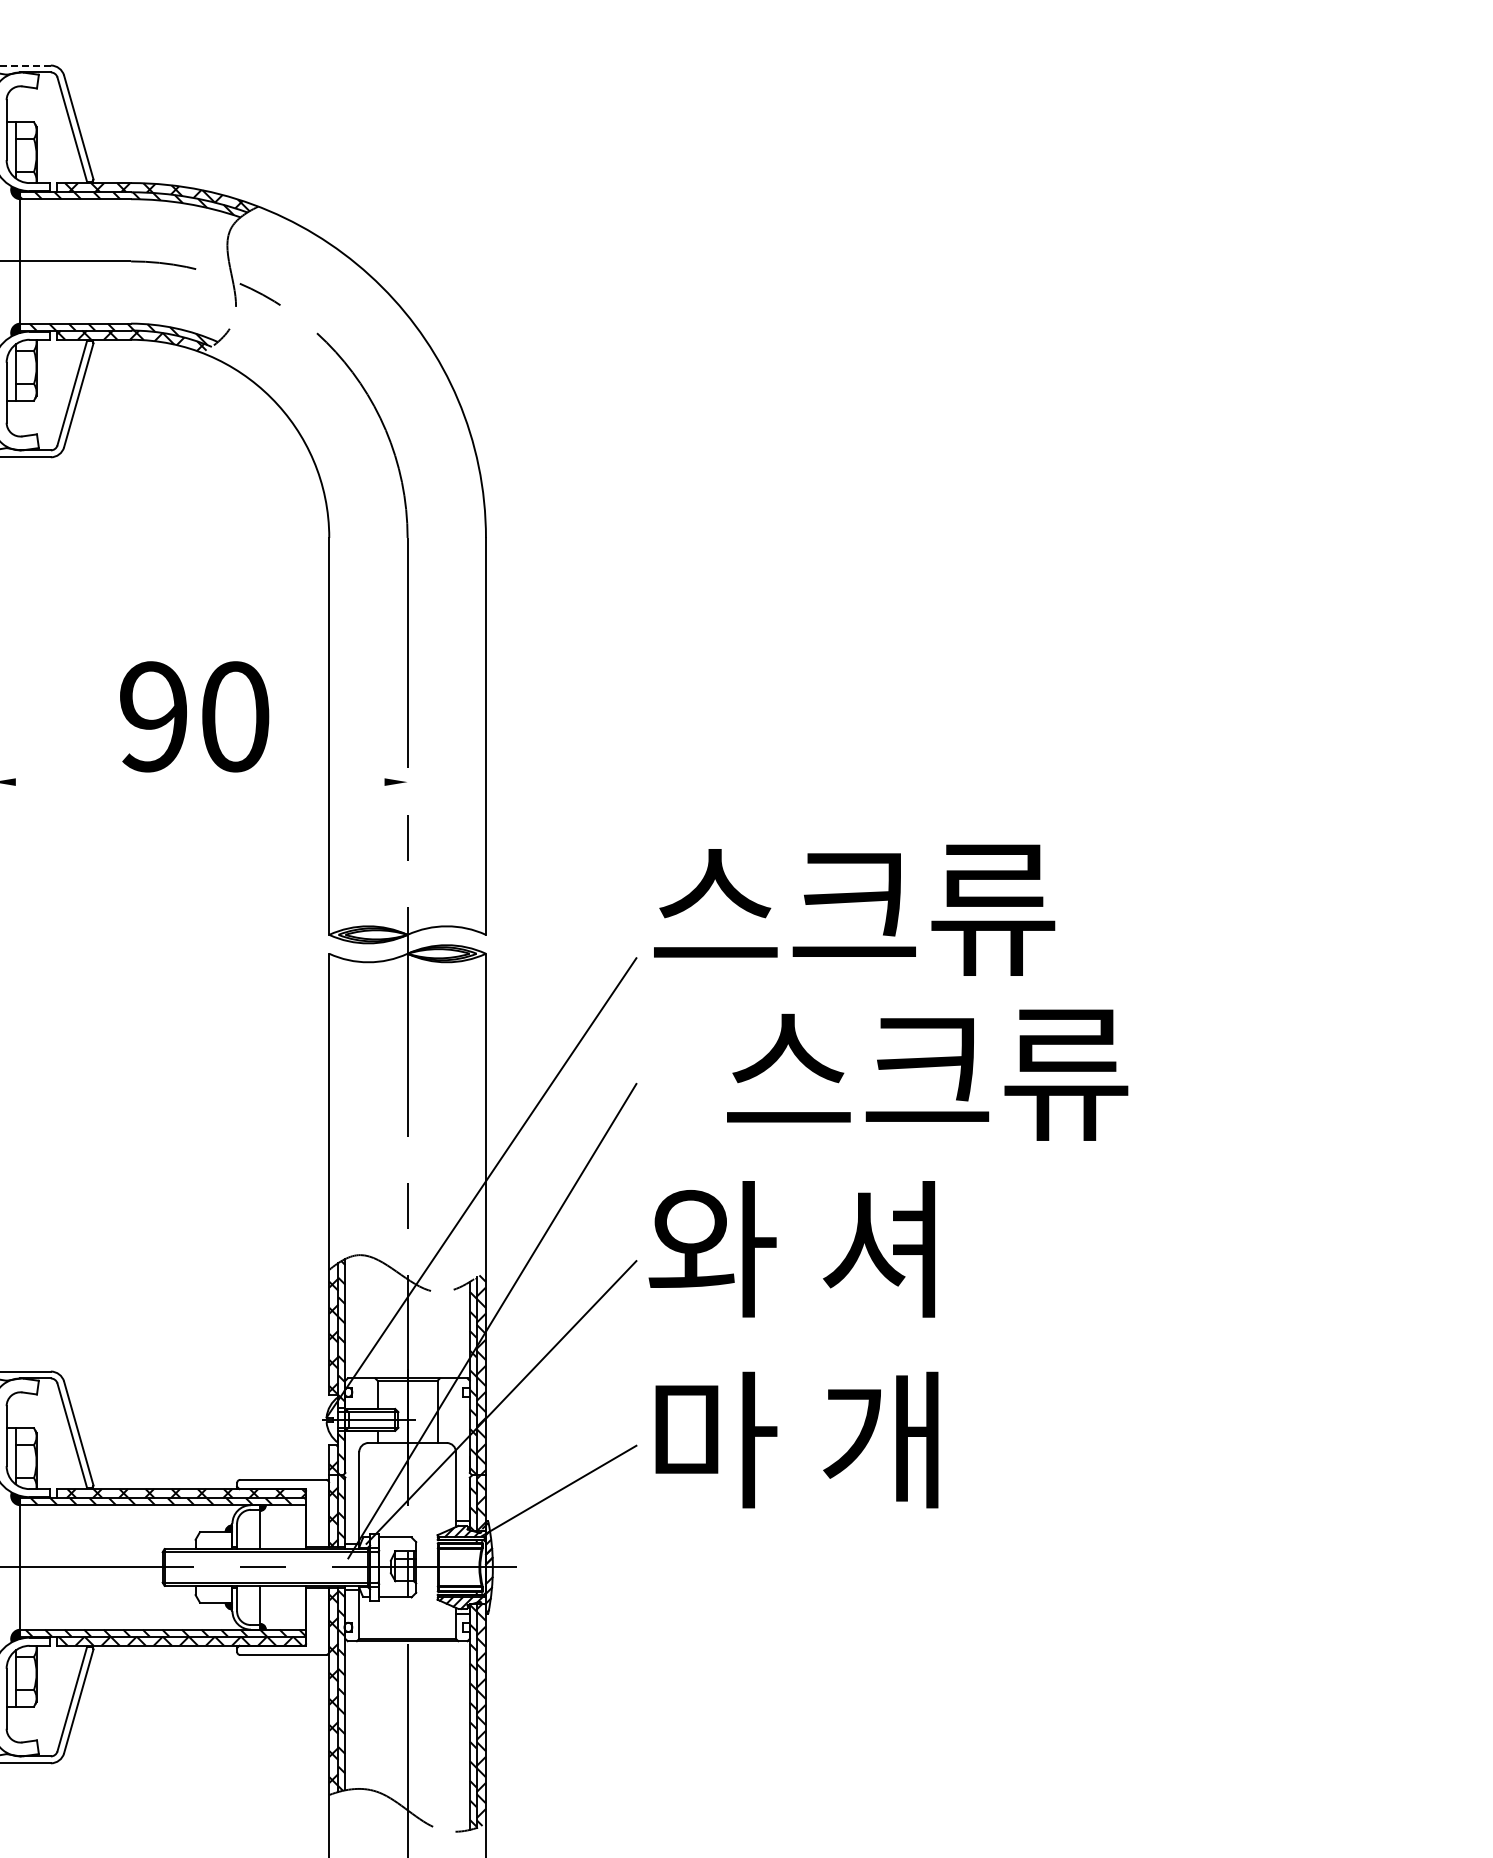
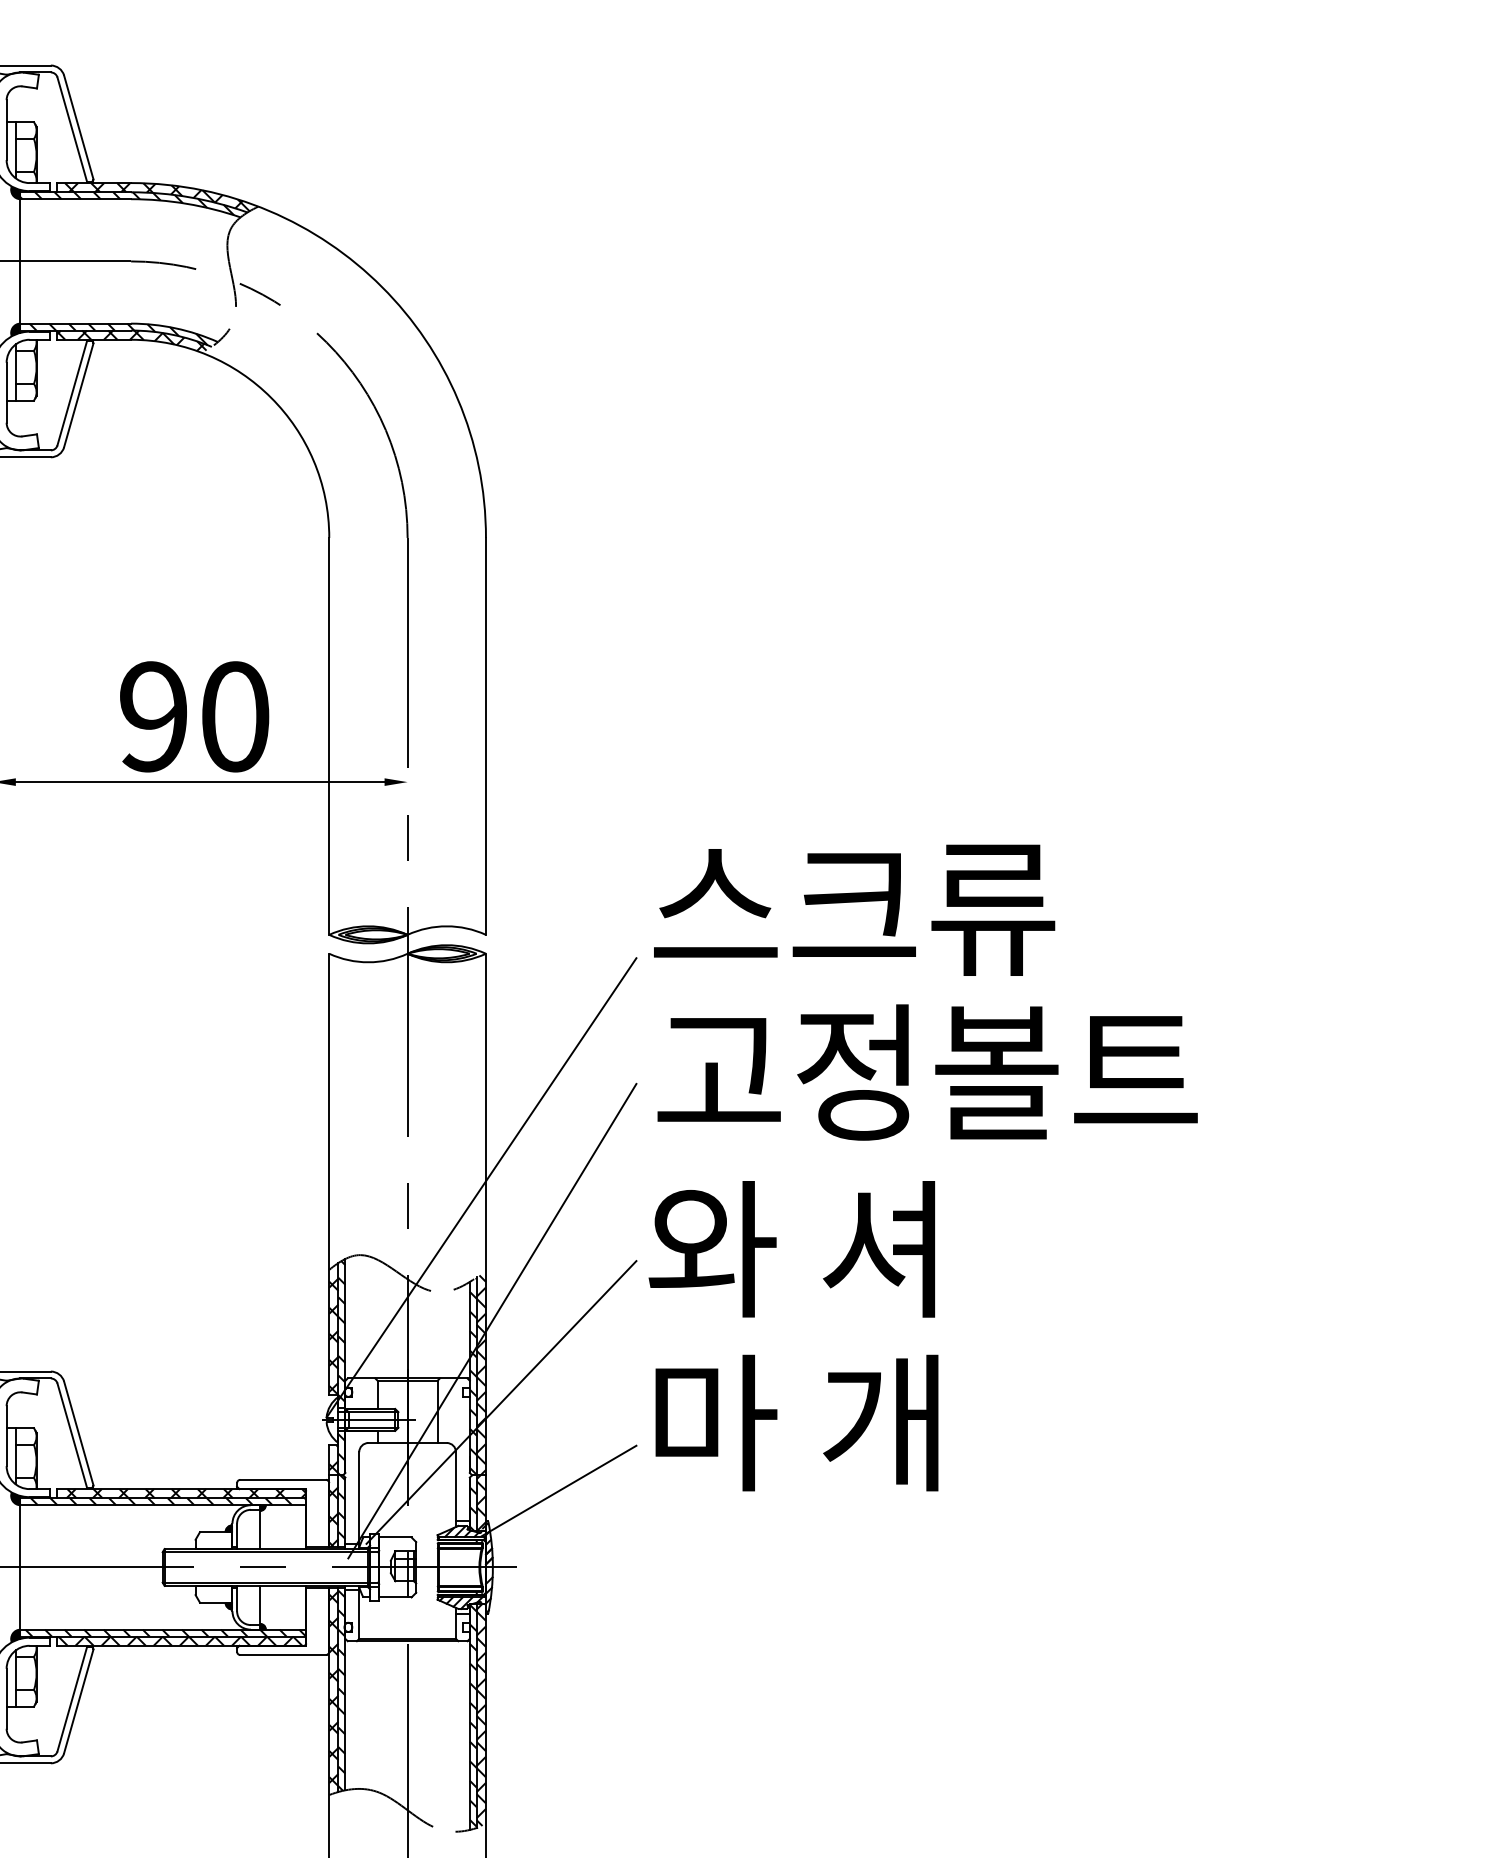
line: dashed -> solid (25, 65)
line: none -> present (199, 782)
text: 스크류 -> 고정볼트 (927, 1072)
text position: (796, 1439) -> (796, 1422) (796, 1422)
